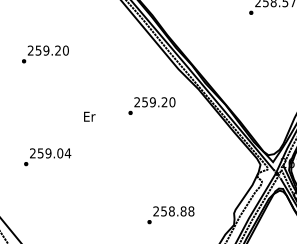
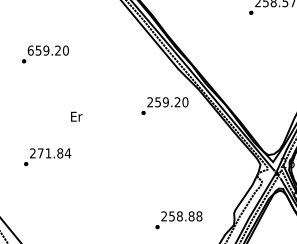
text: 259.20 -> 659.20 (30, 50)
text position: (151, 105) -> (164, 105) (164, 105)
text position: (89, 116) -> (76, 116) (76, 116)
text: 259.04 -> 271.84 (50, 153)
text position: (170, 215) -> (178, 220) (178, 220)
